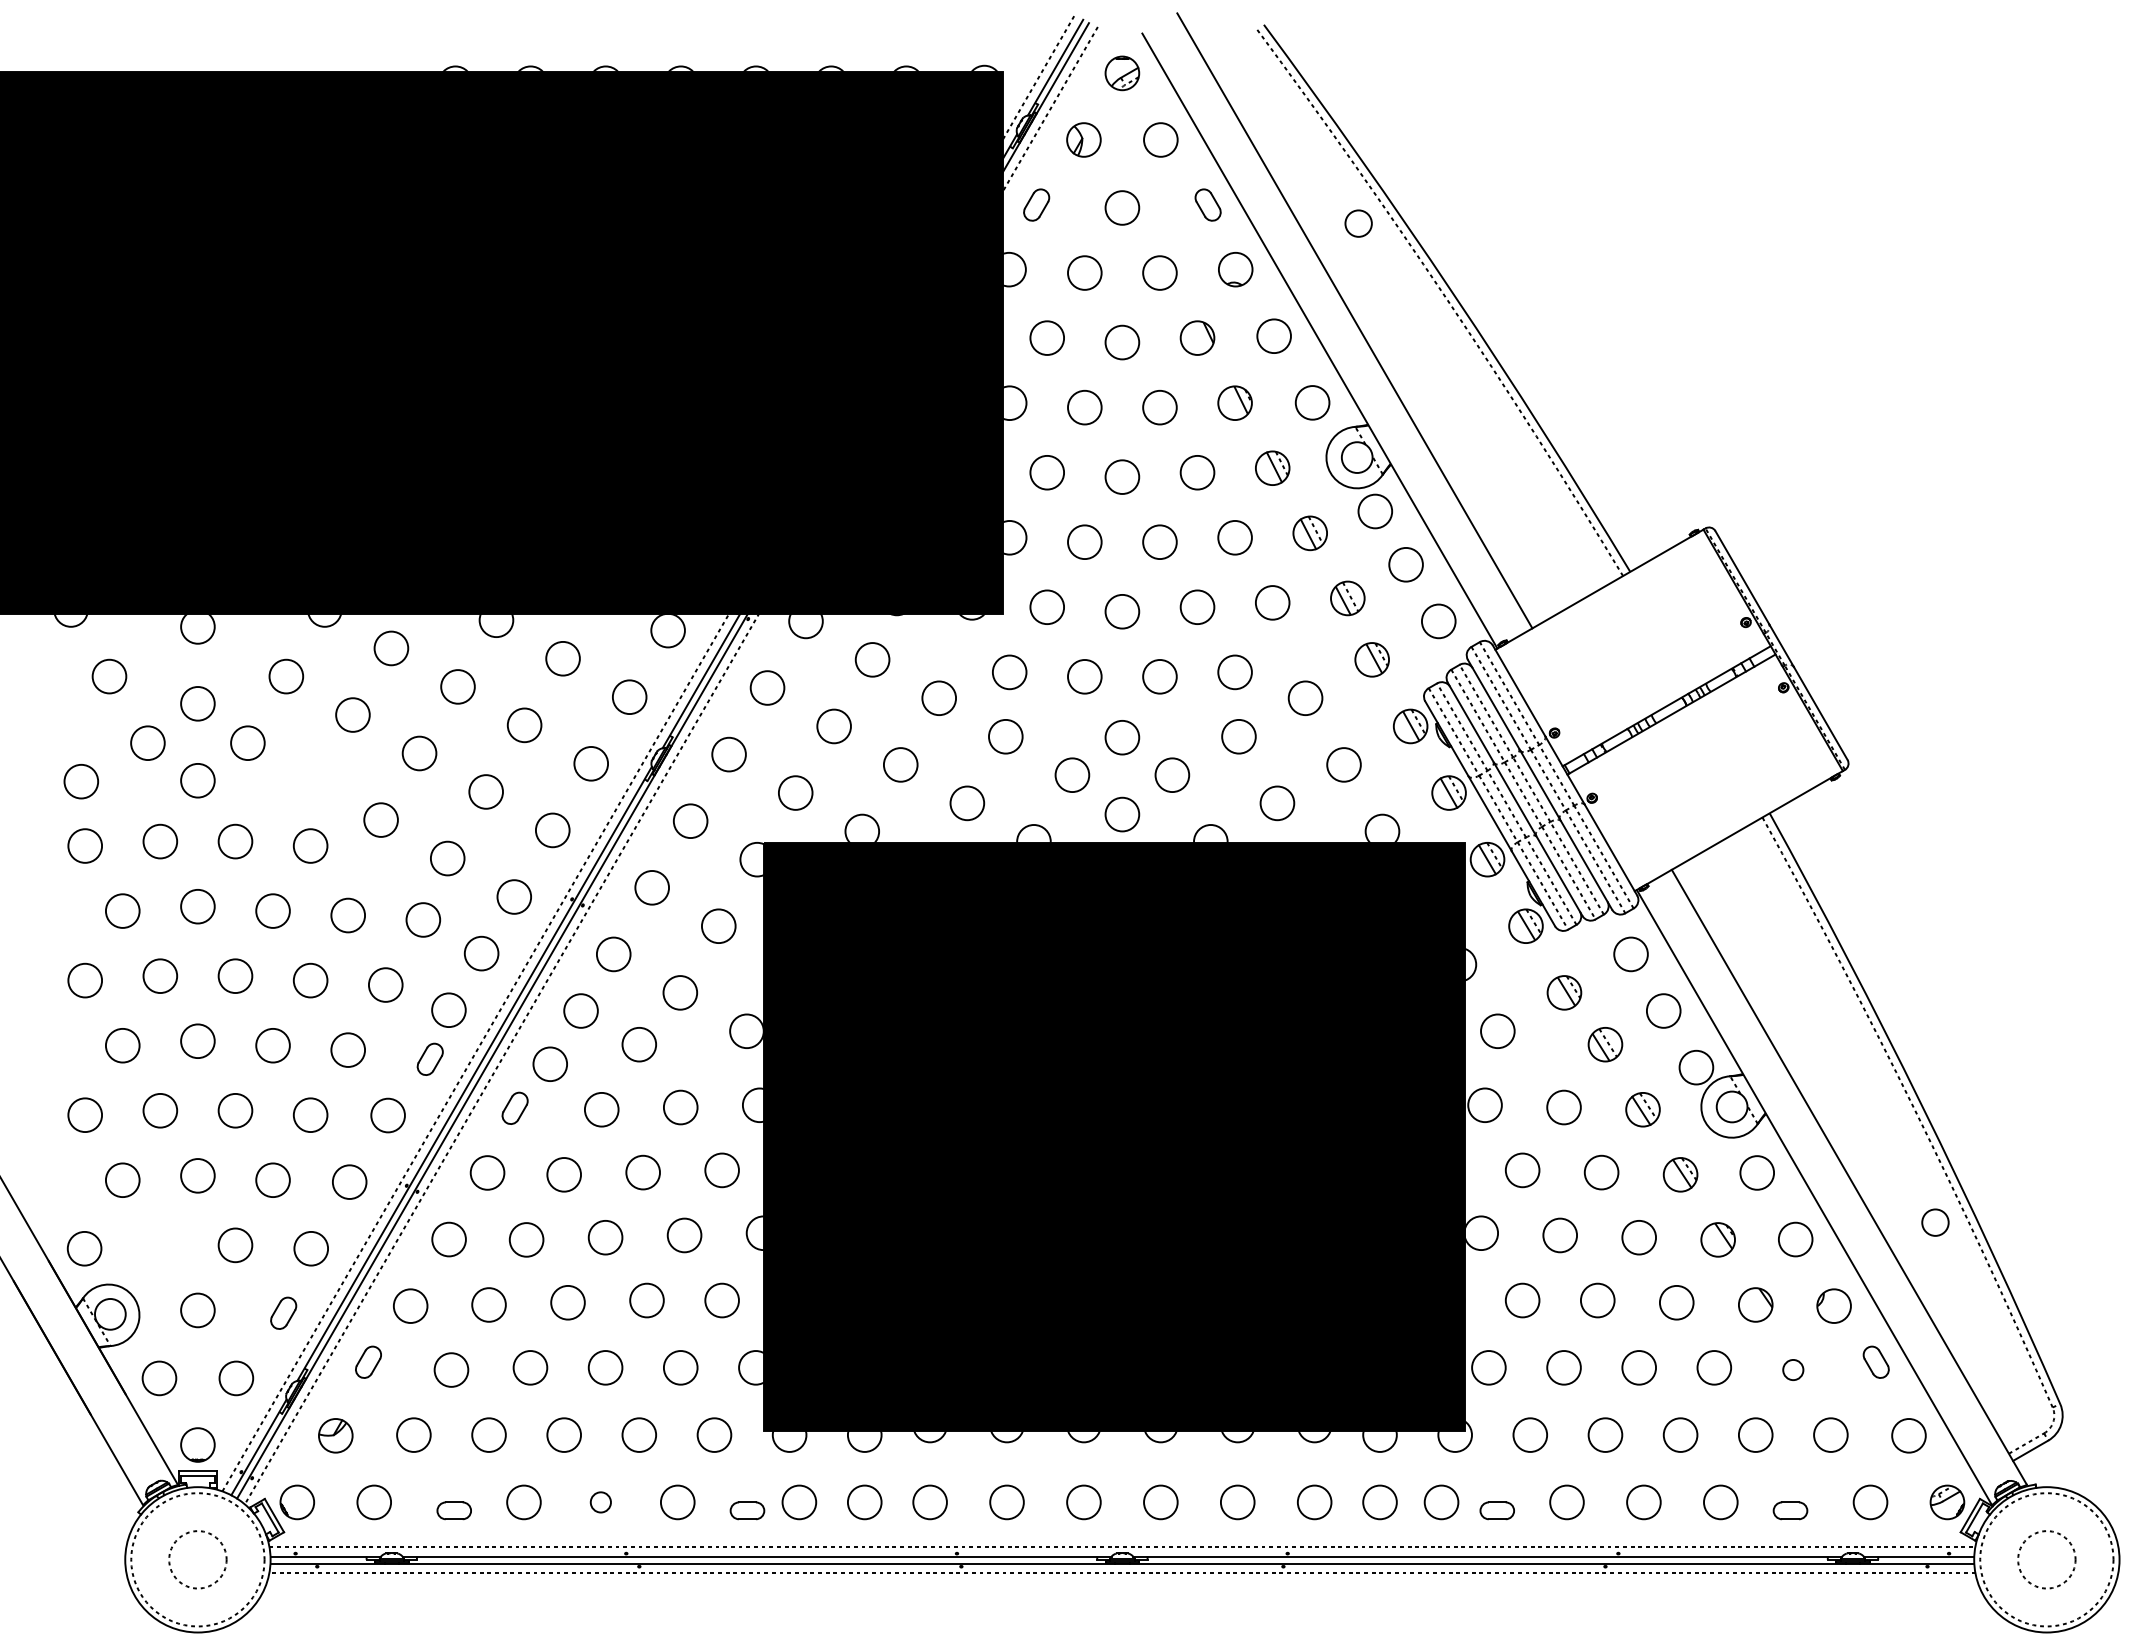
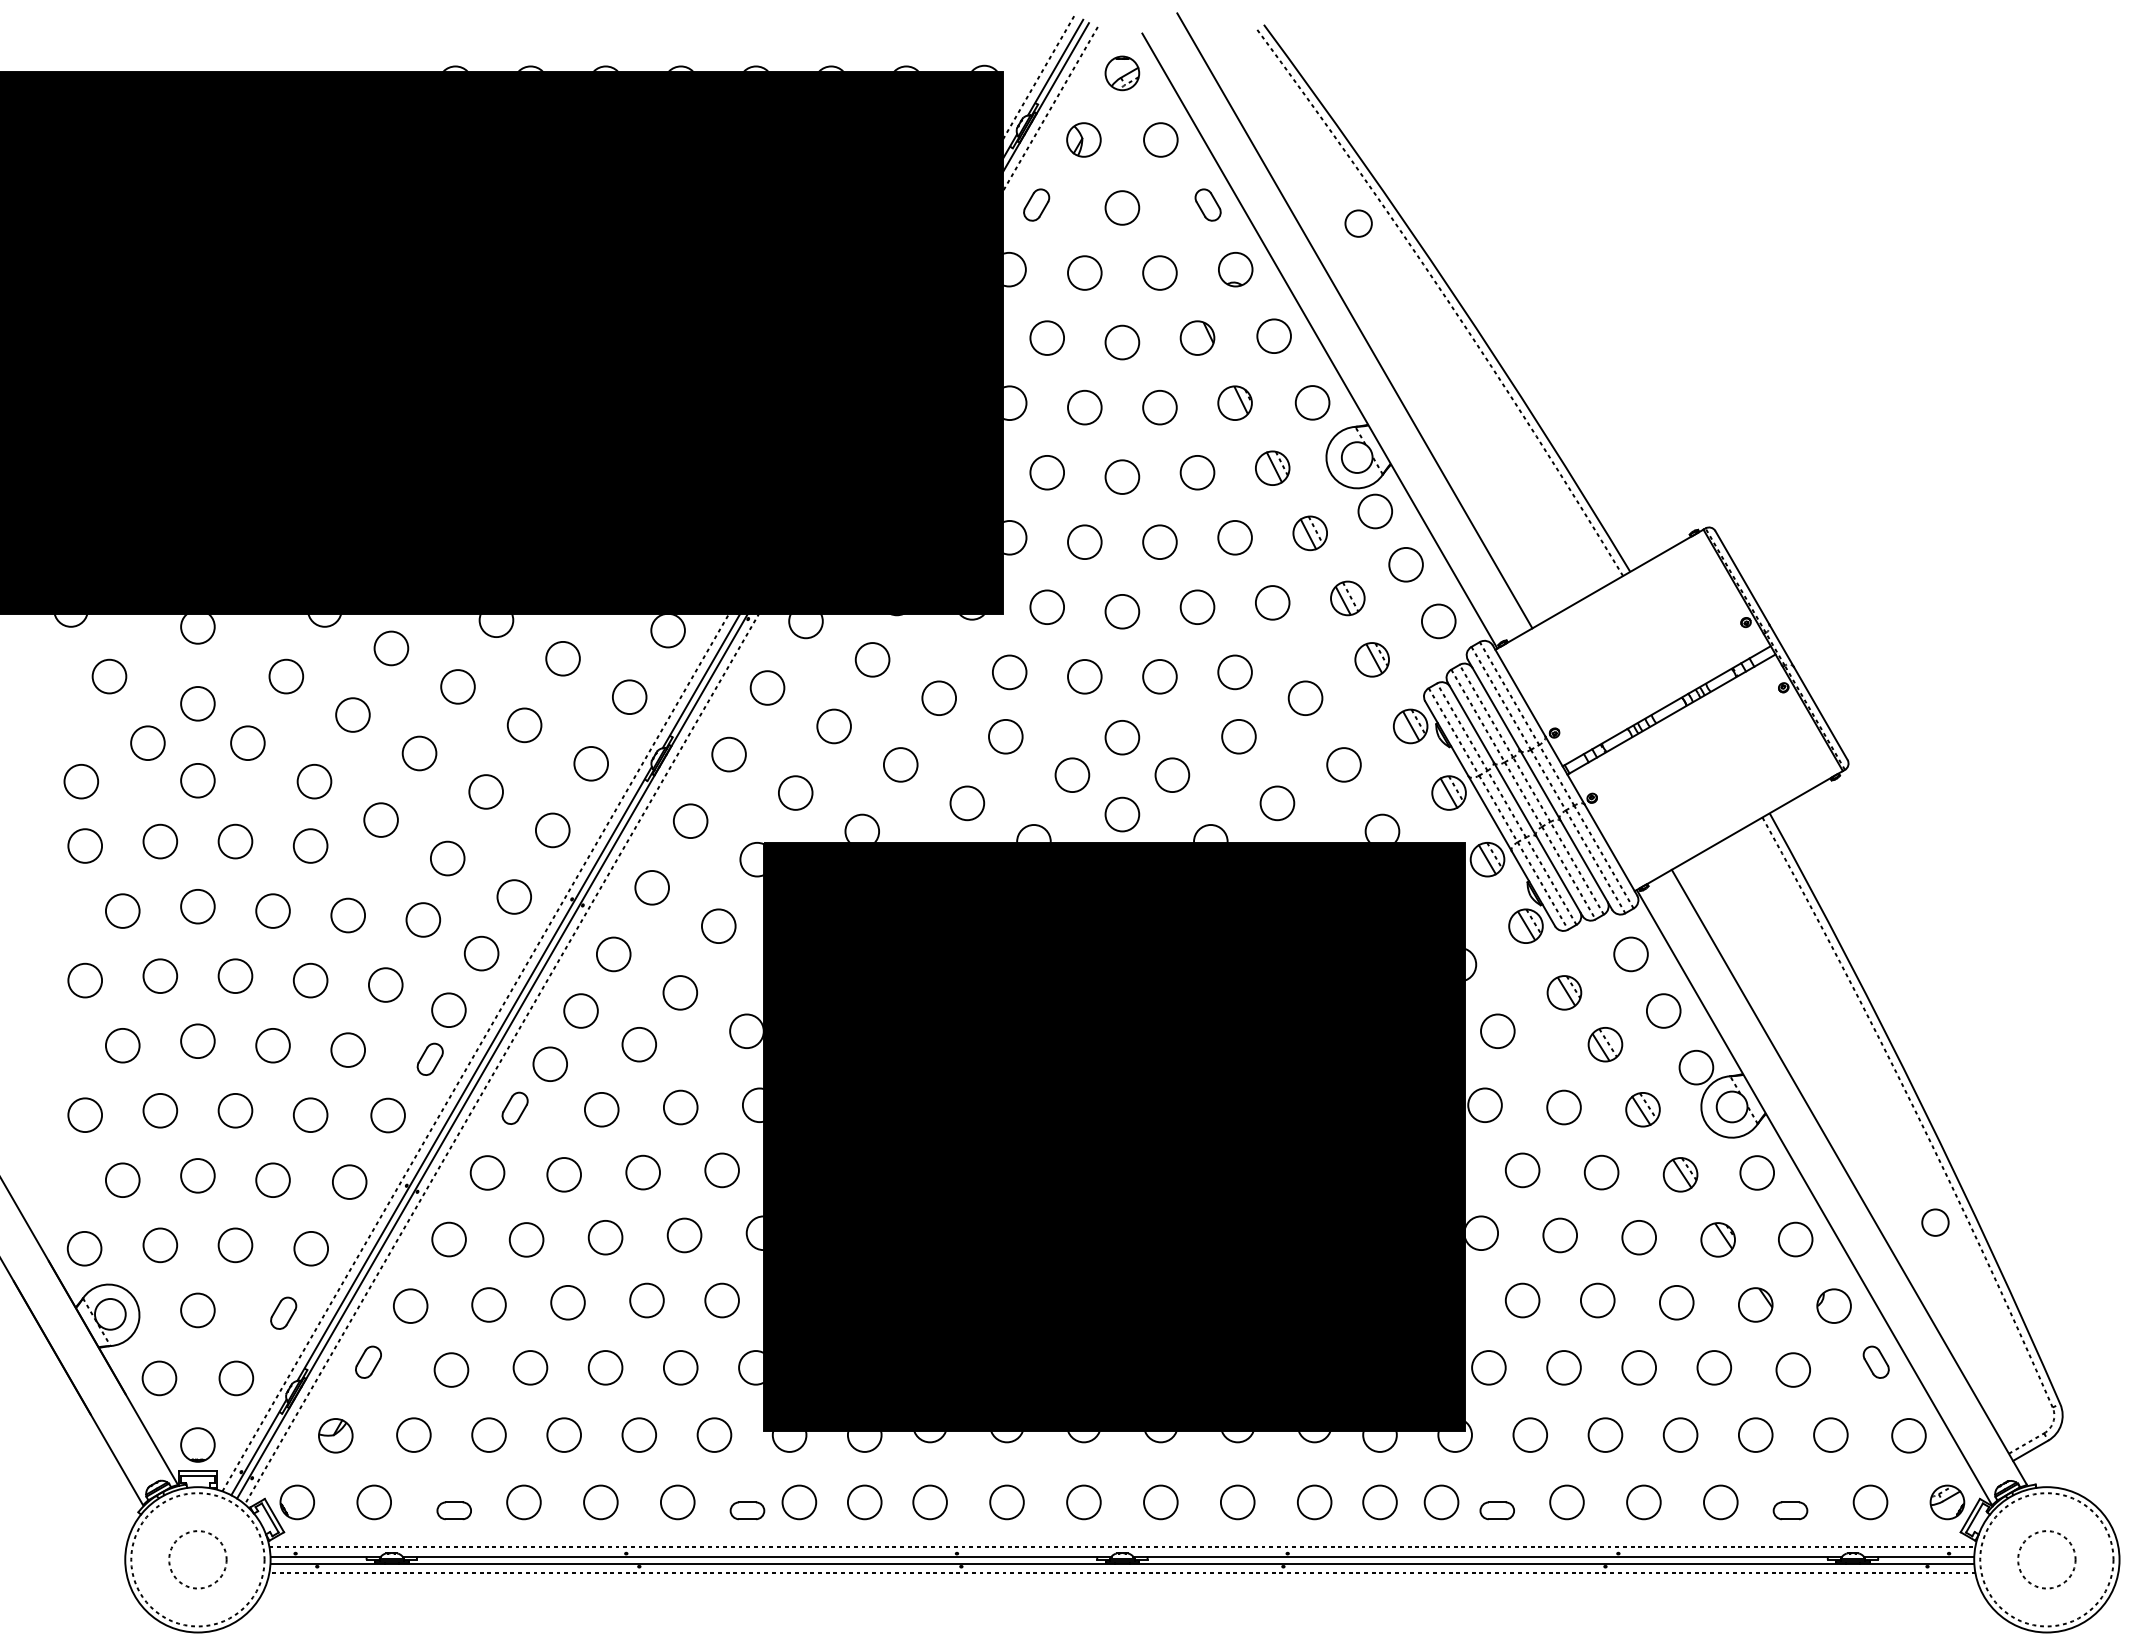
circle: none -> present (314, 781)
circle: none -> present (160, 1245)
circle diameter: 20 px -> 34 px (1793, 1369)
circle diameter: 20 px -> 34 px (600, 1502)
